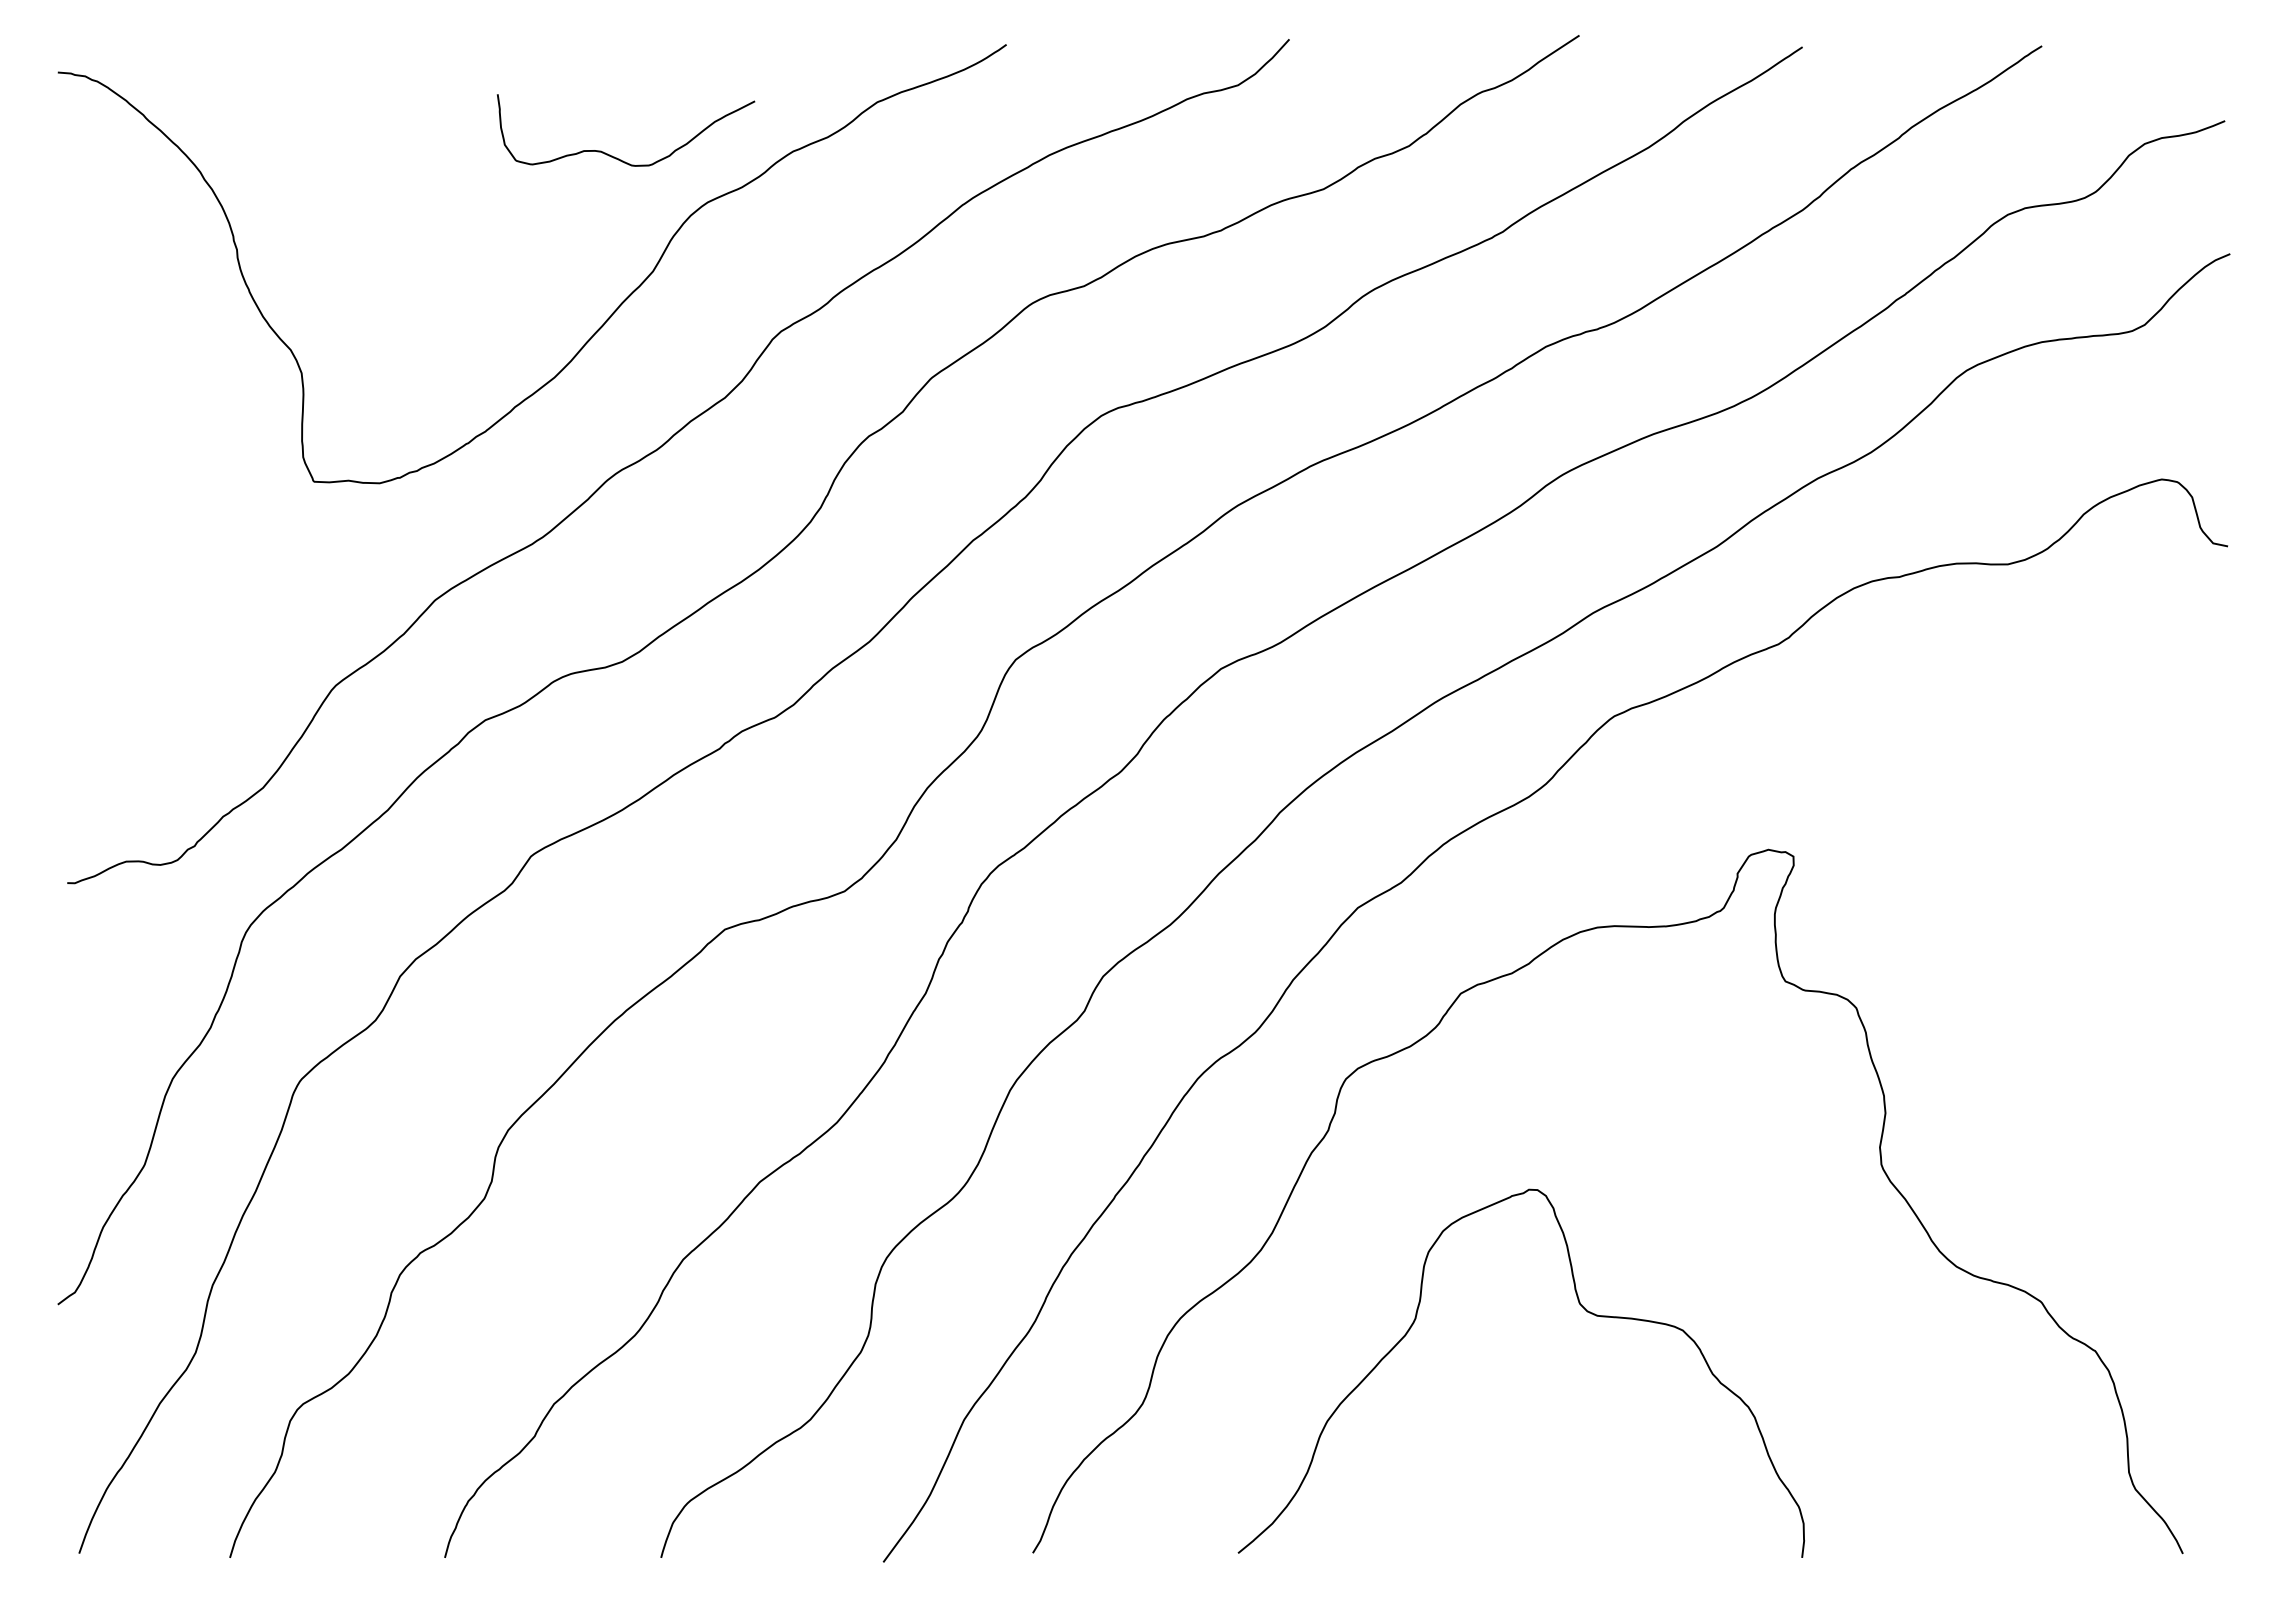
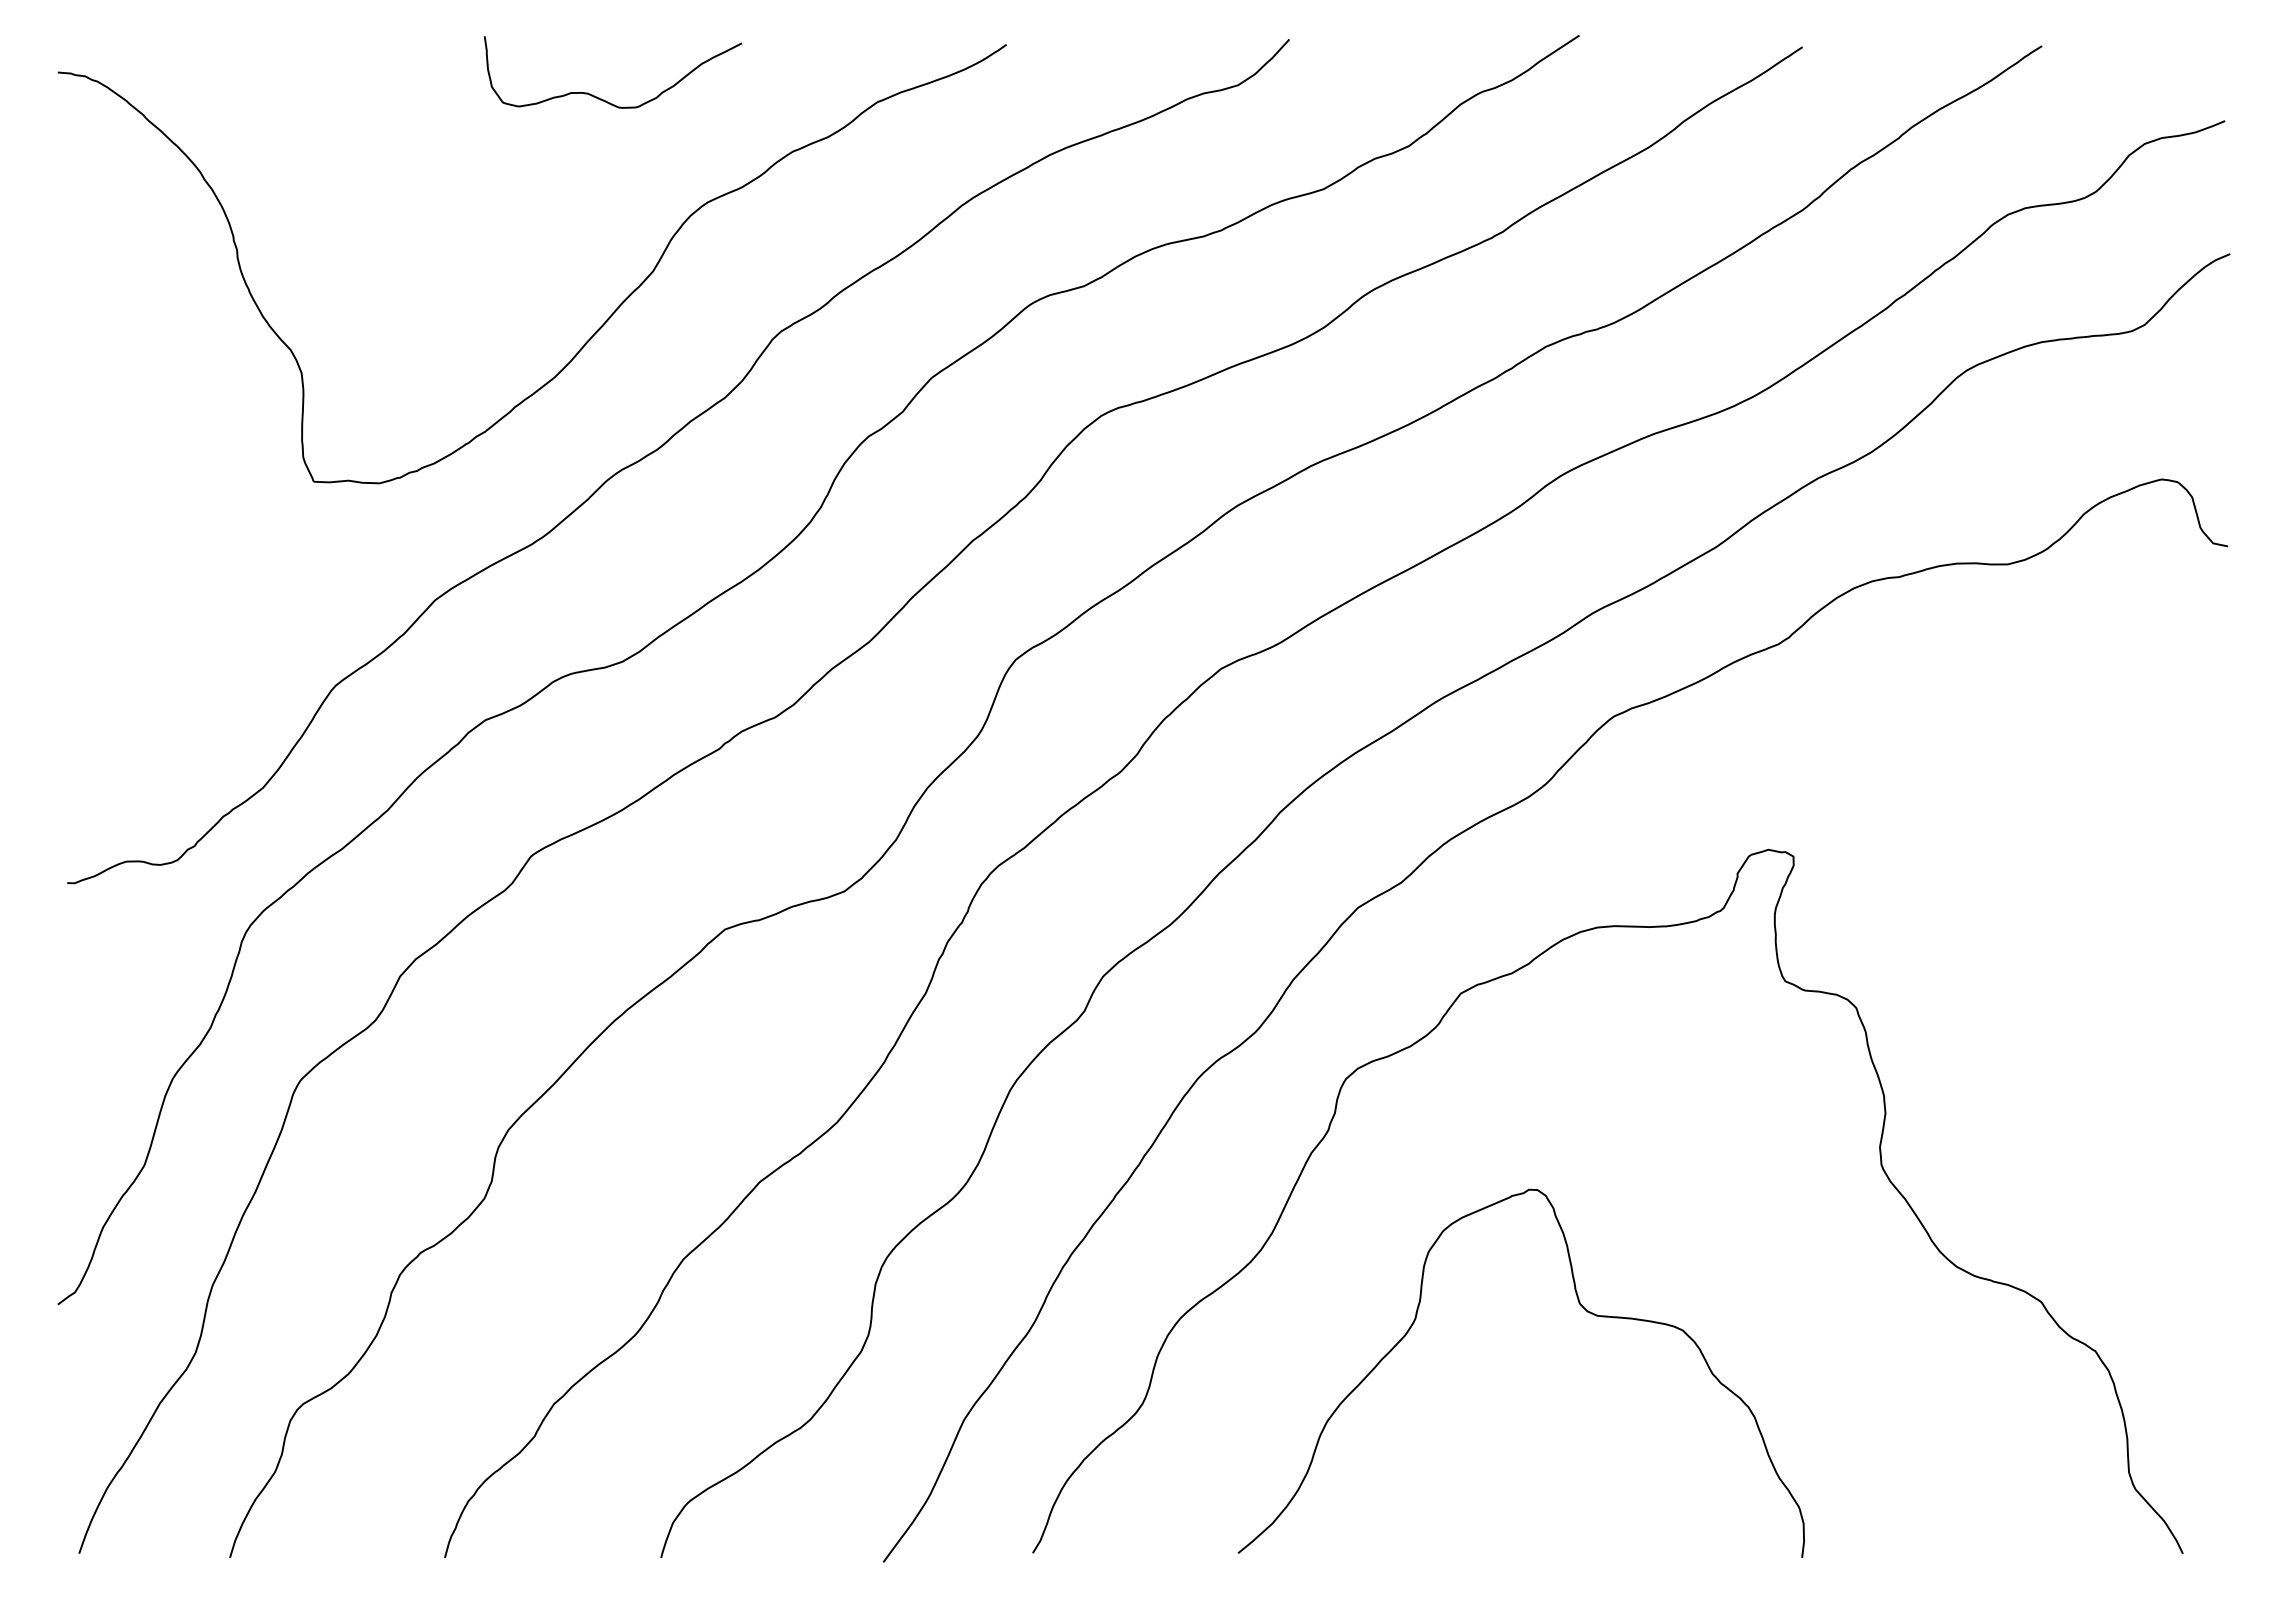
curve position: (614, 156) -> (601, 98) (601, 98)
